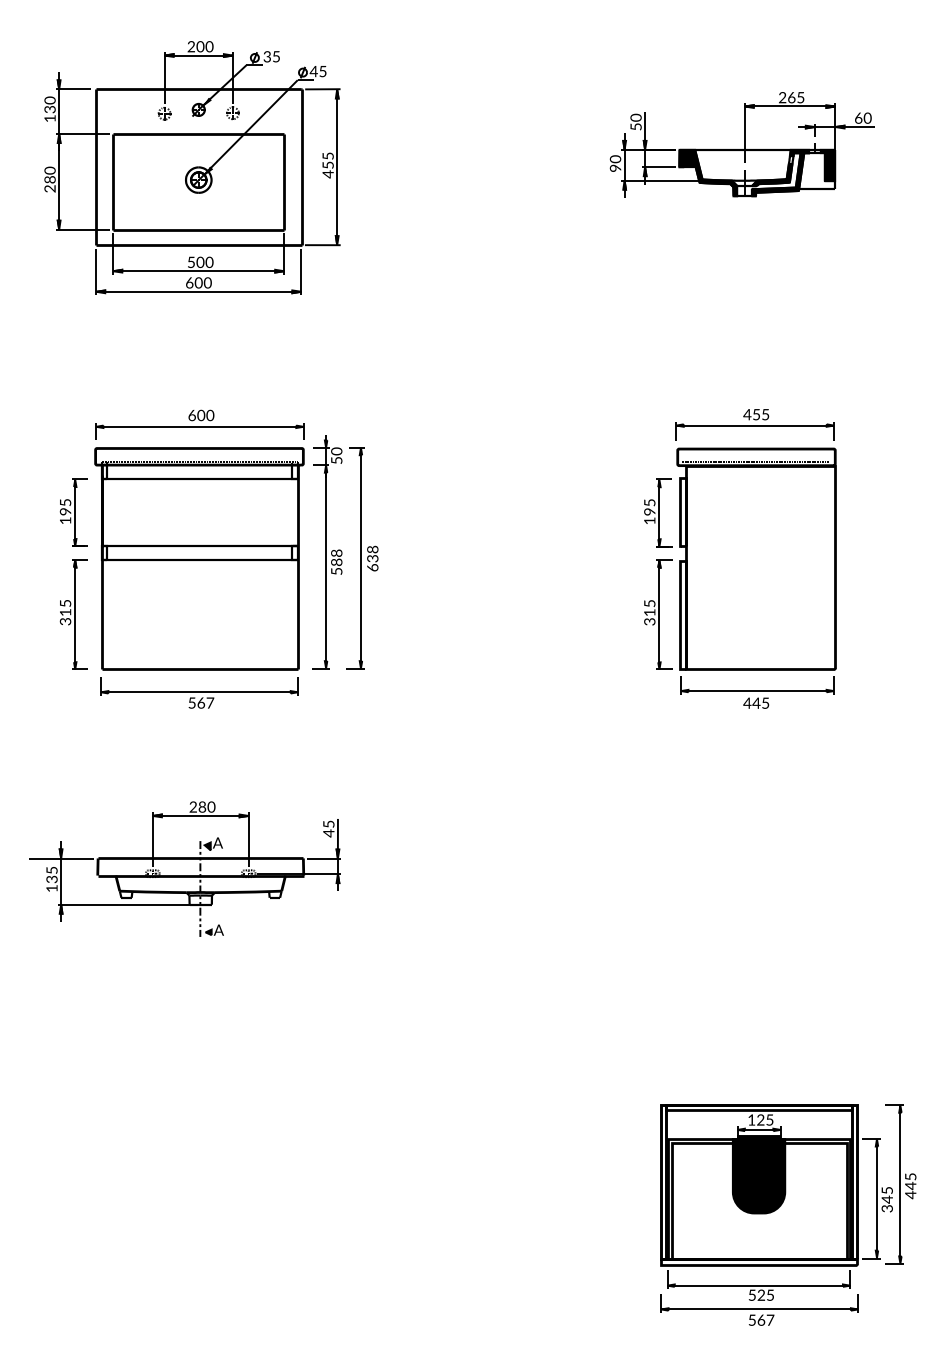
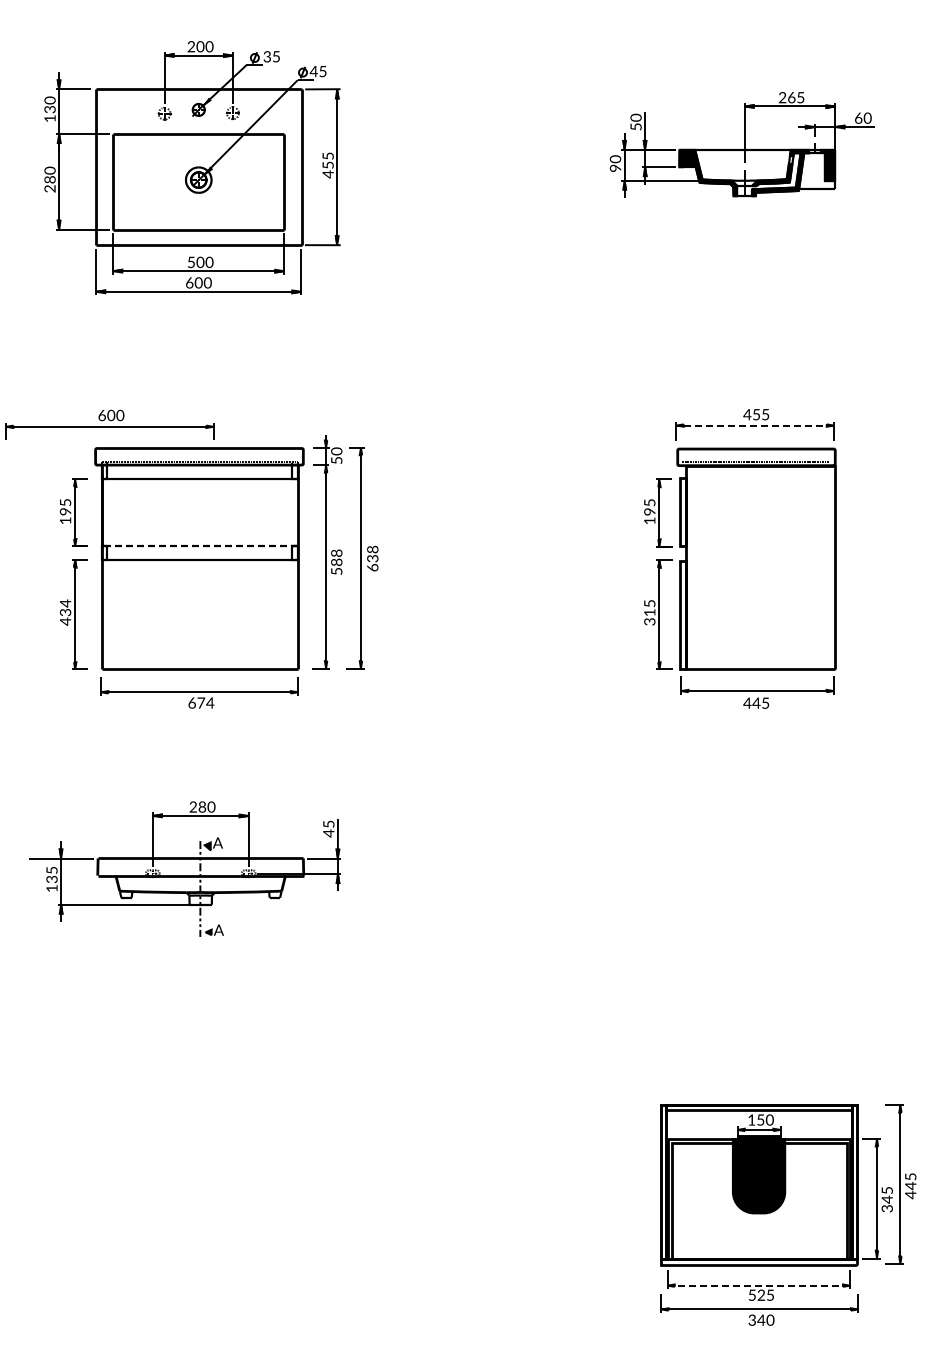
part position: (199, 424) -> (109, 424) (109, 424)
line: solid -> dashed (755, 425)
line: solid -> dashed (199, 546)
text: 315 -> 434 (65, 612)
text: 567 -> 674 (201, 702)
text: 125 -> 150 (765, 1119)
line: solid -> dashed (758, 1285)
text: 567 -> 340 (761, 1319)
